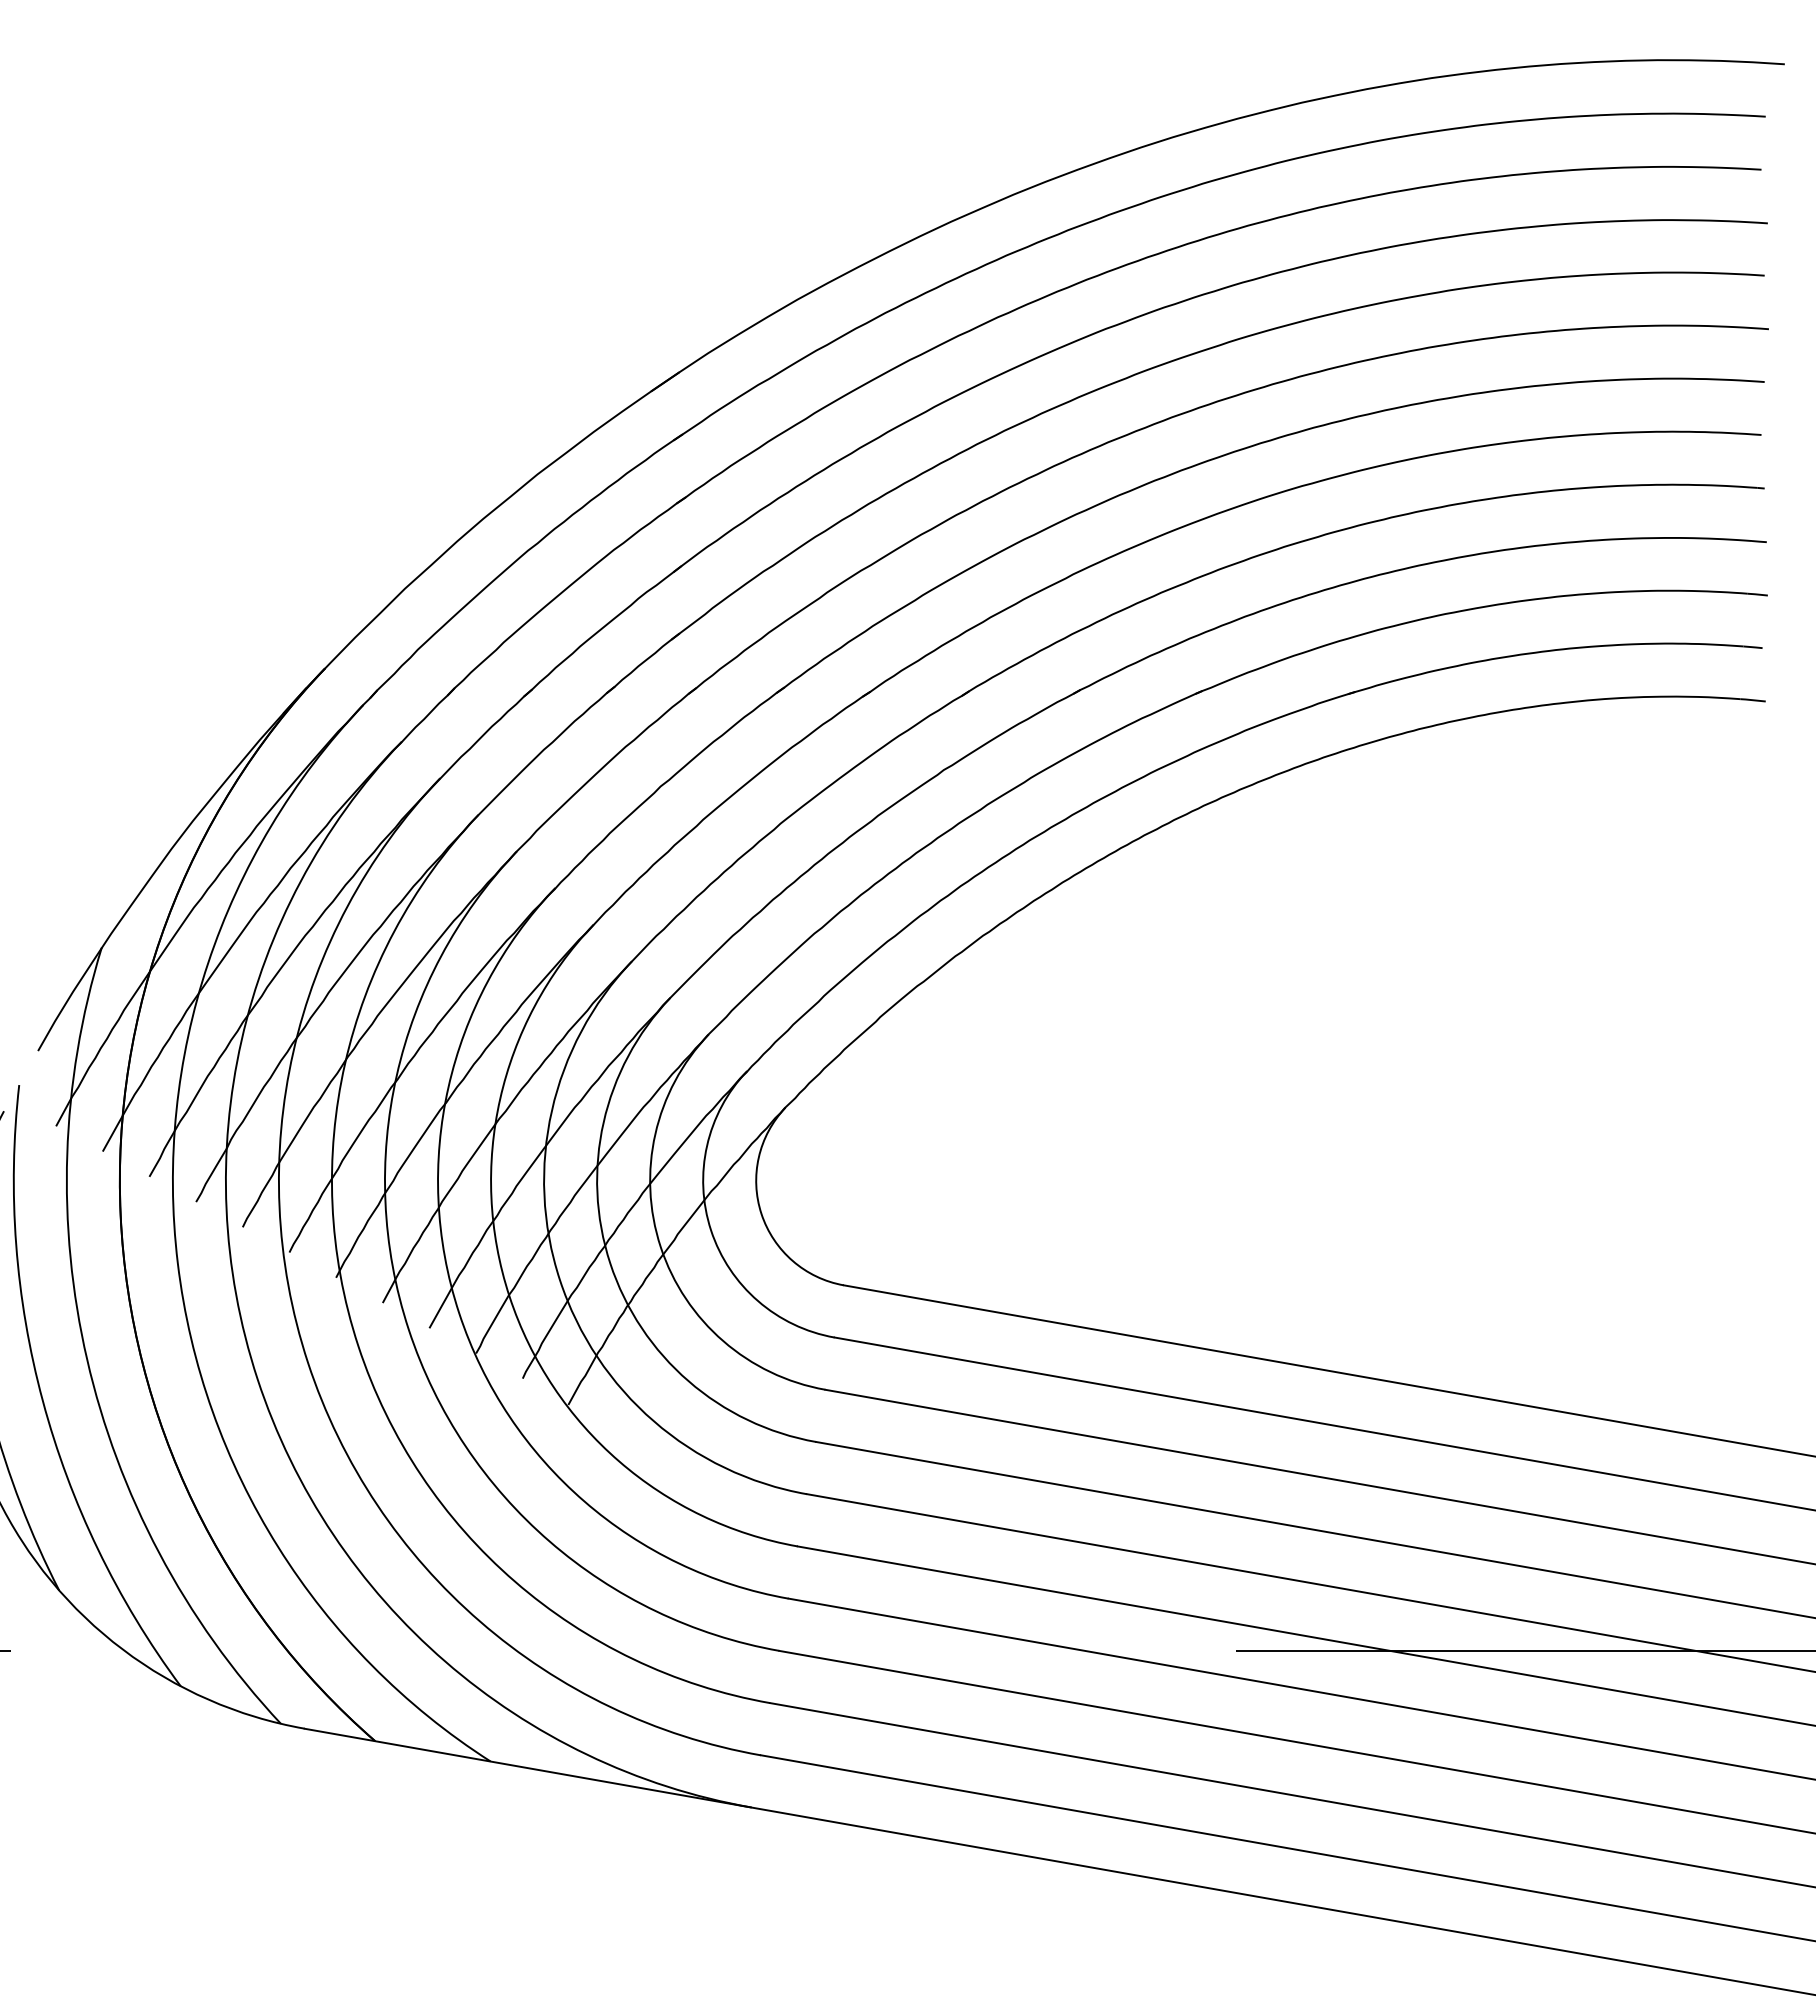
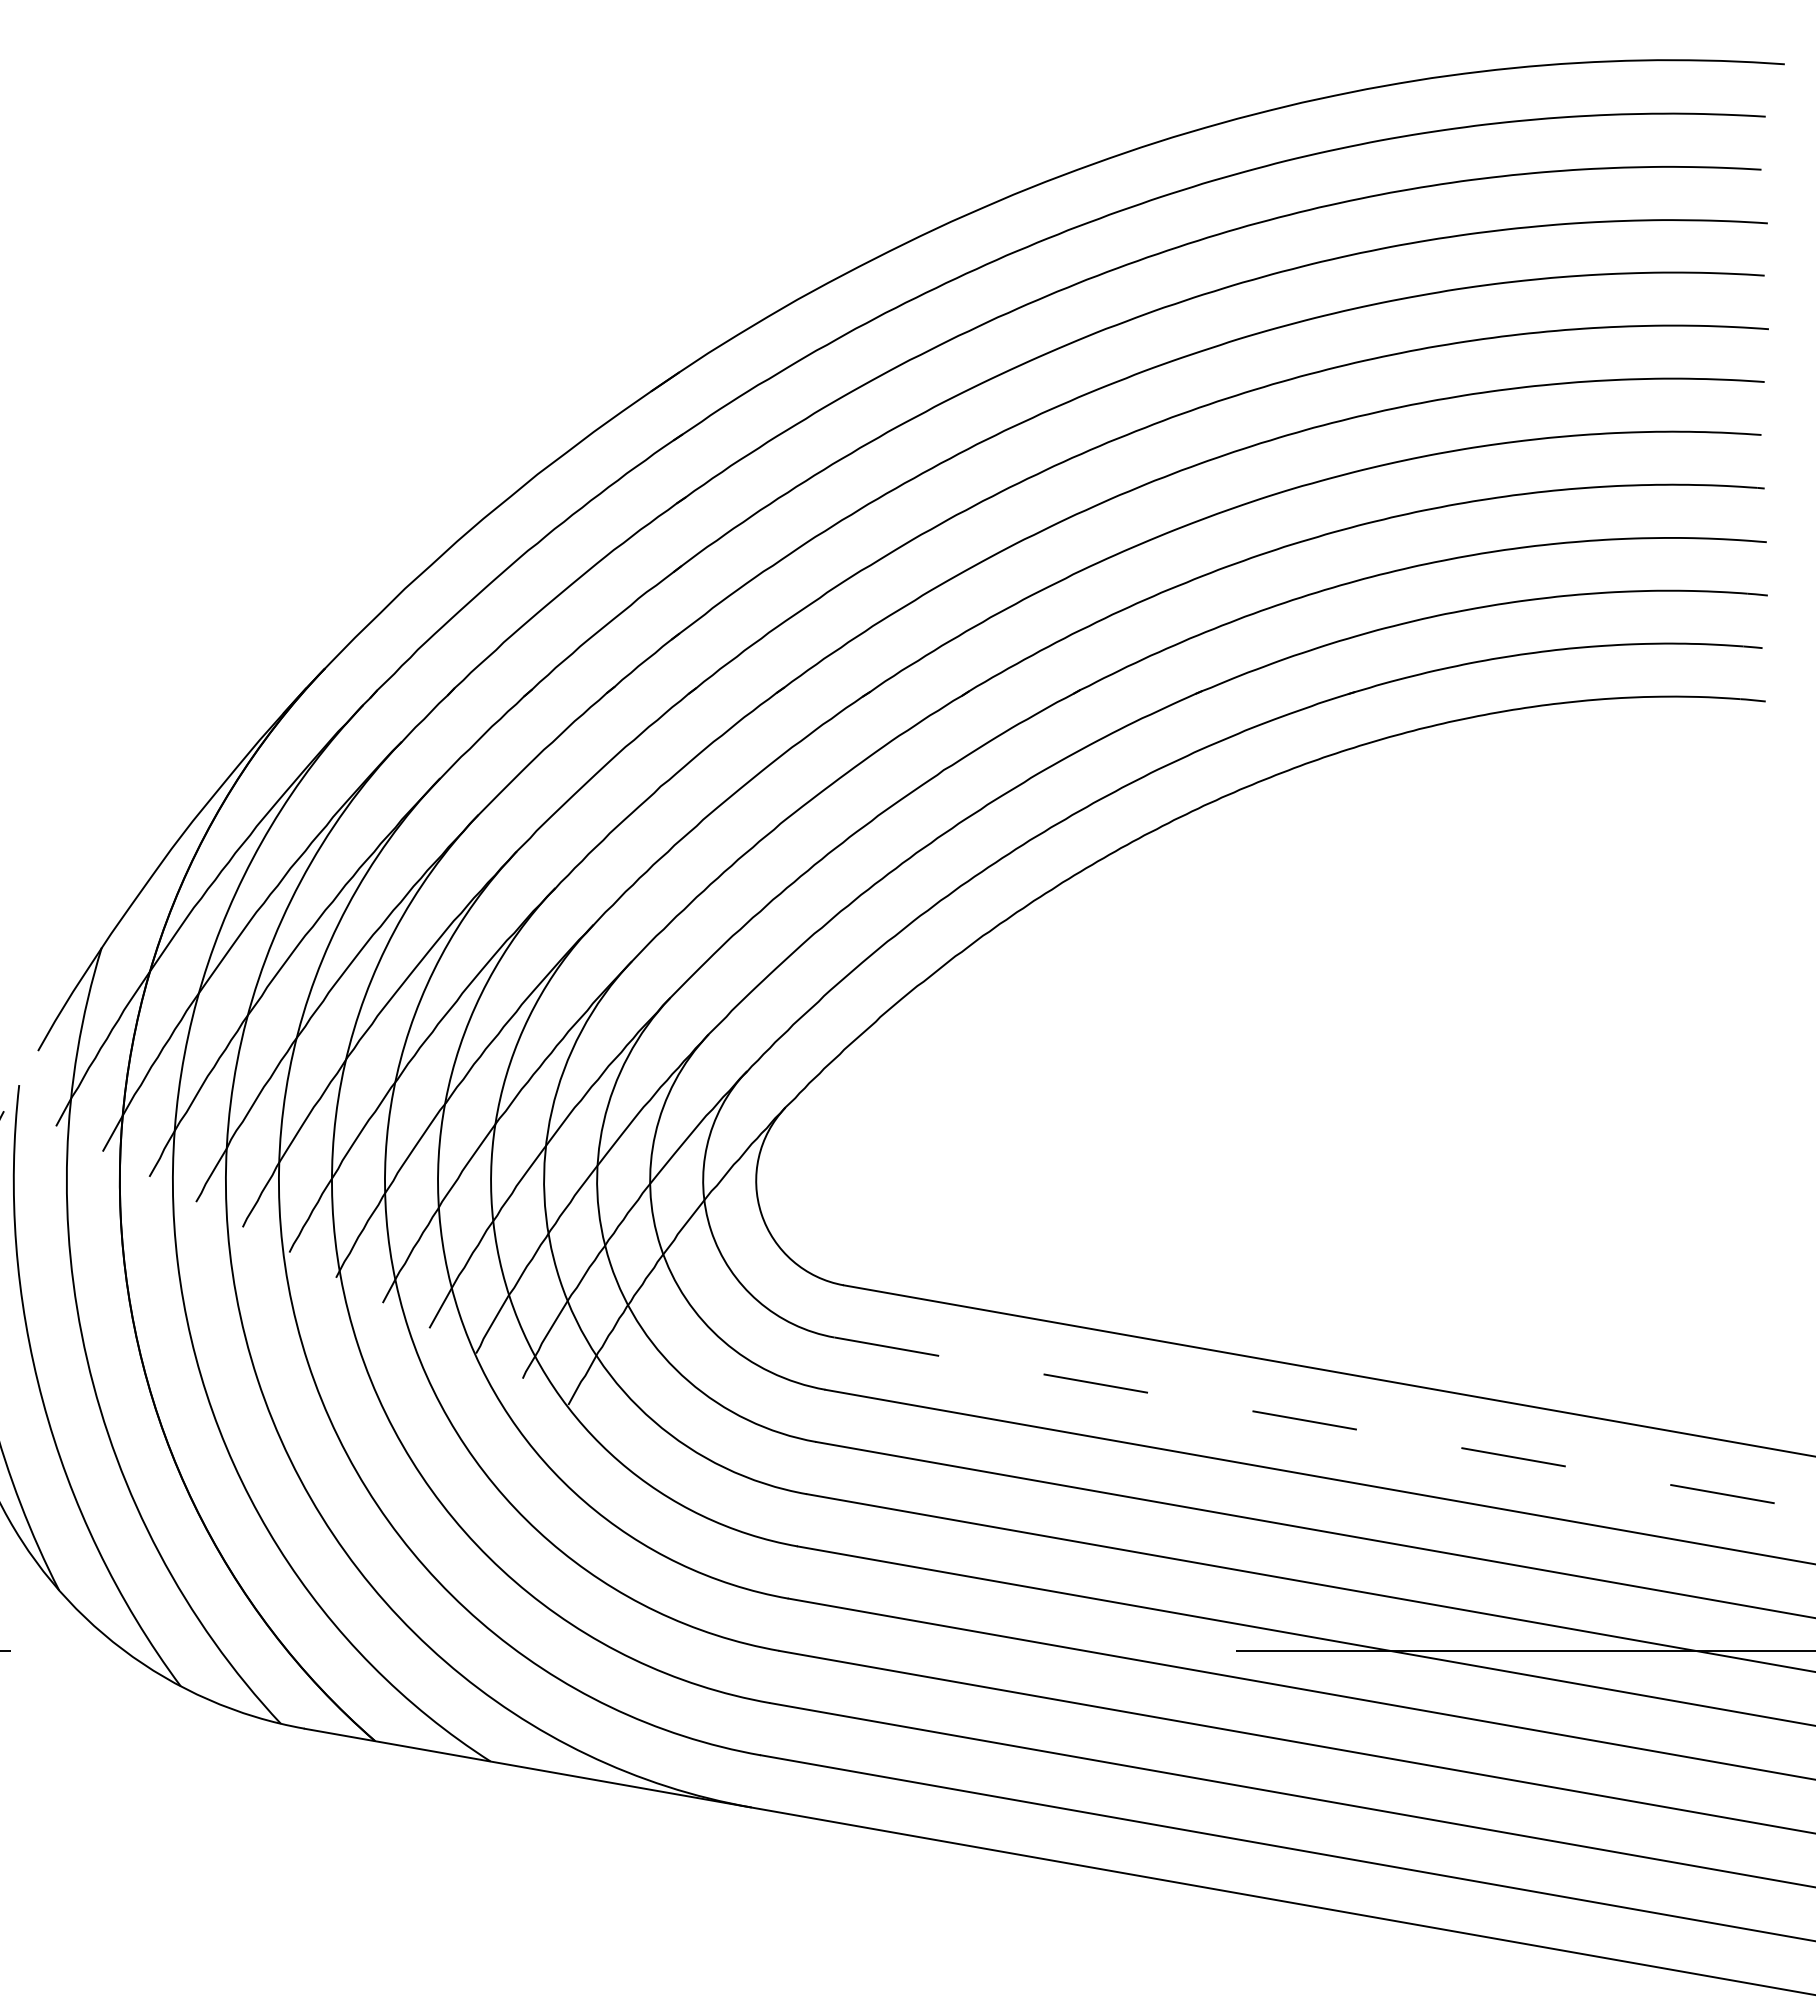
line: solid -> dashed (1324, 1423)
